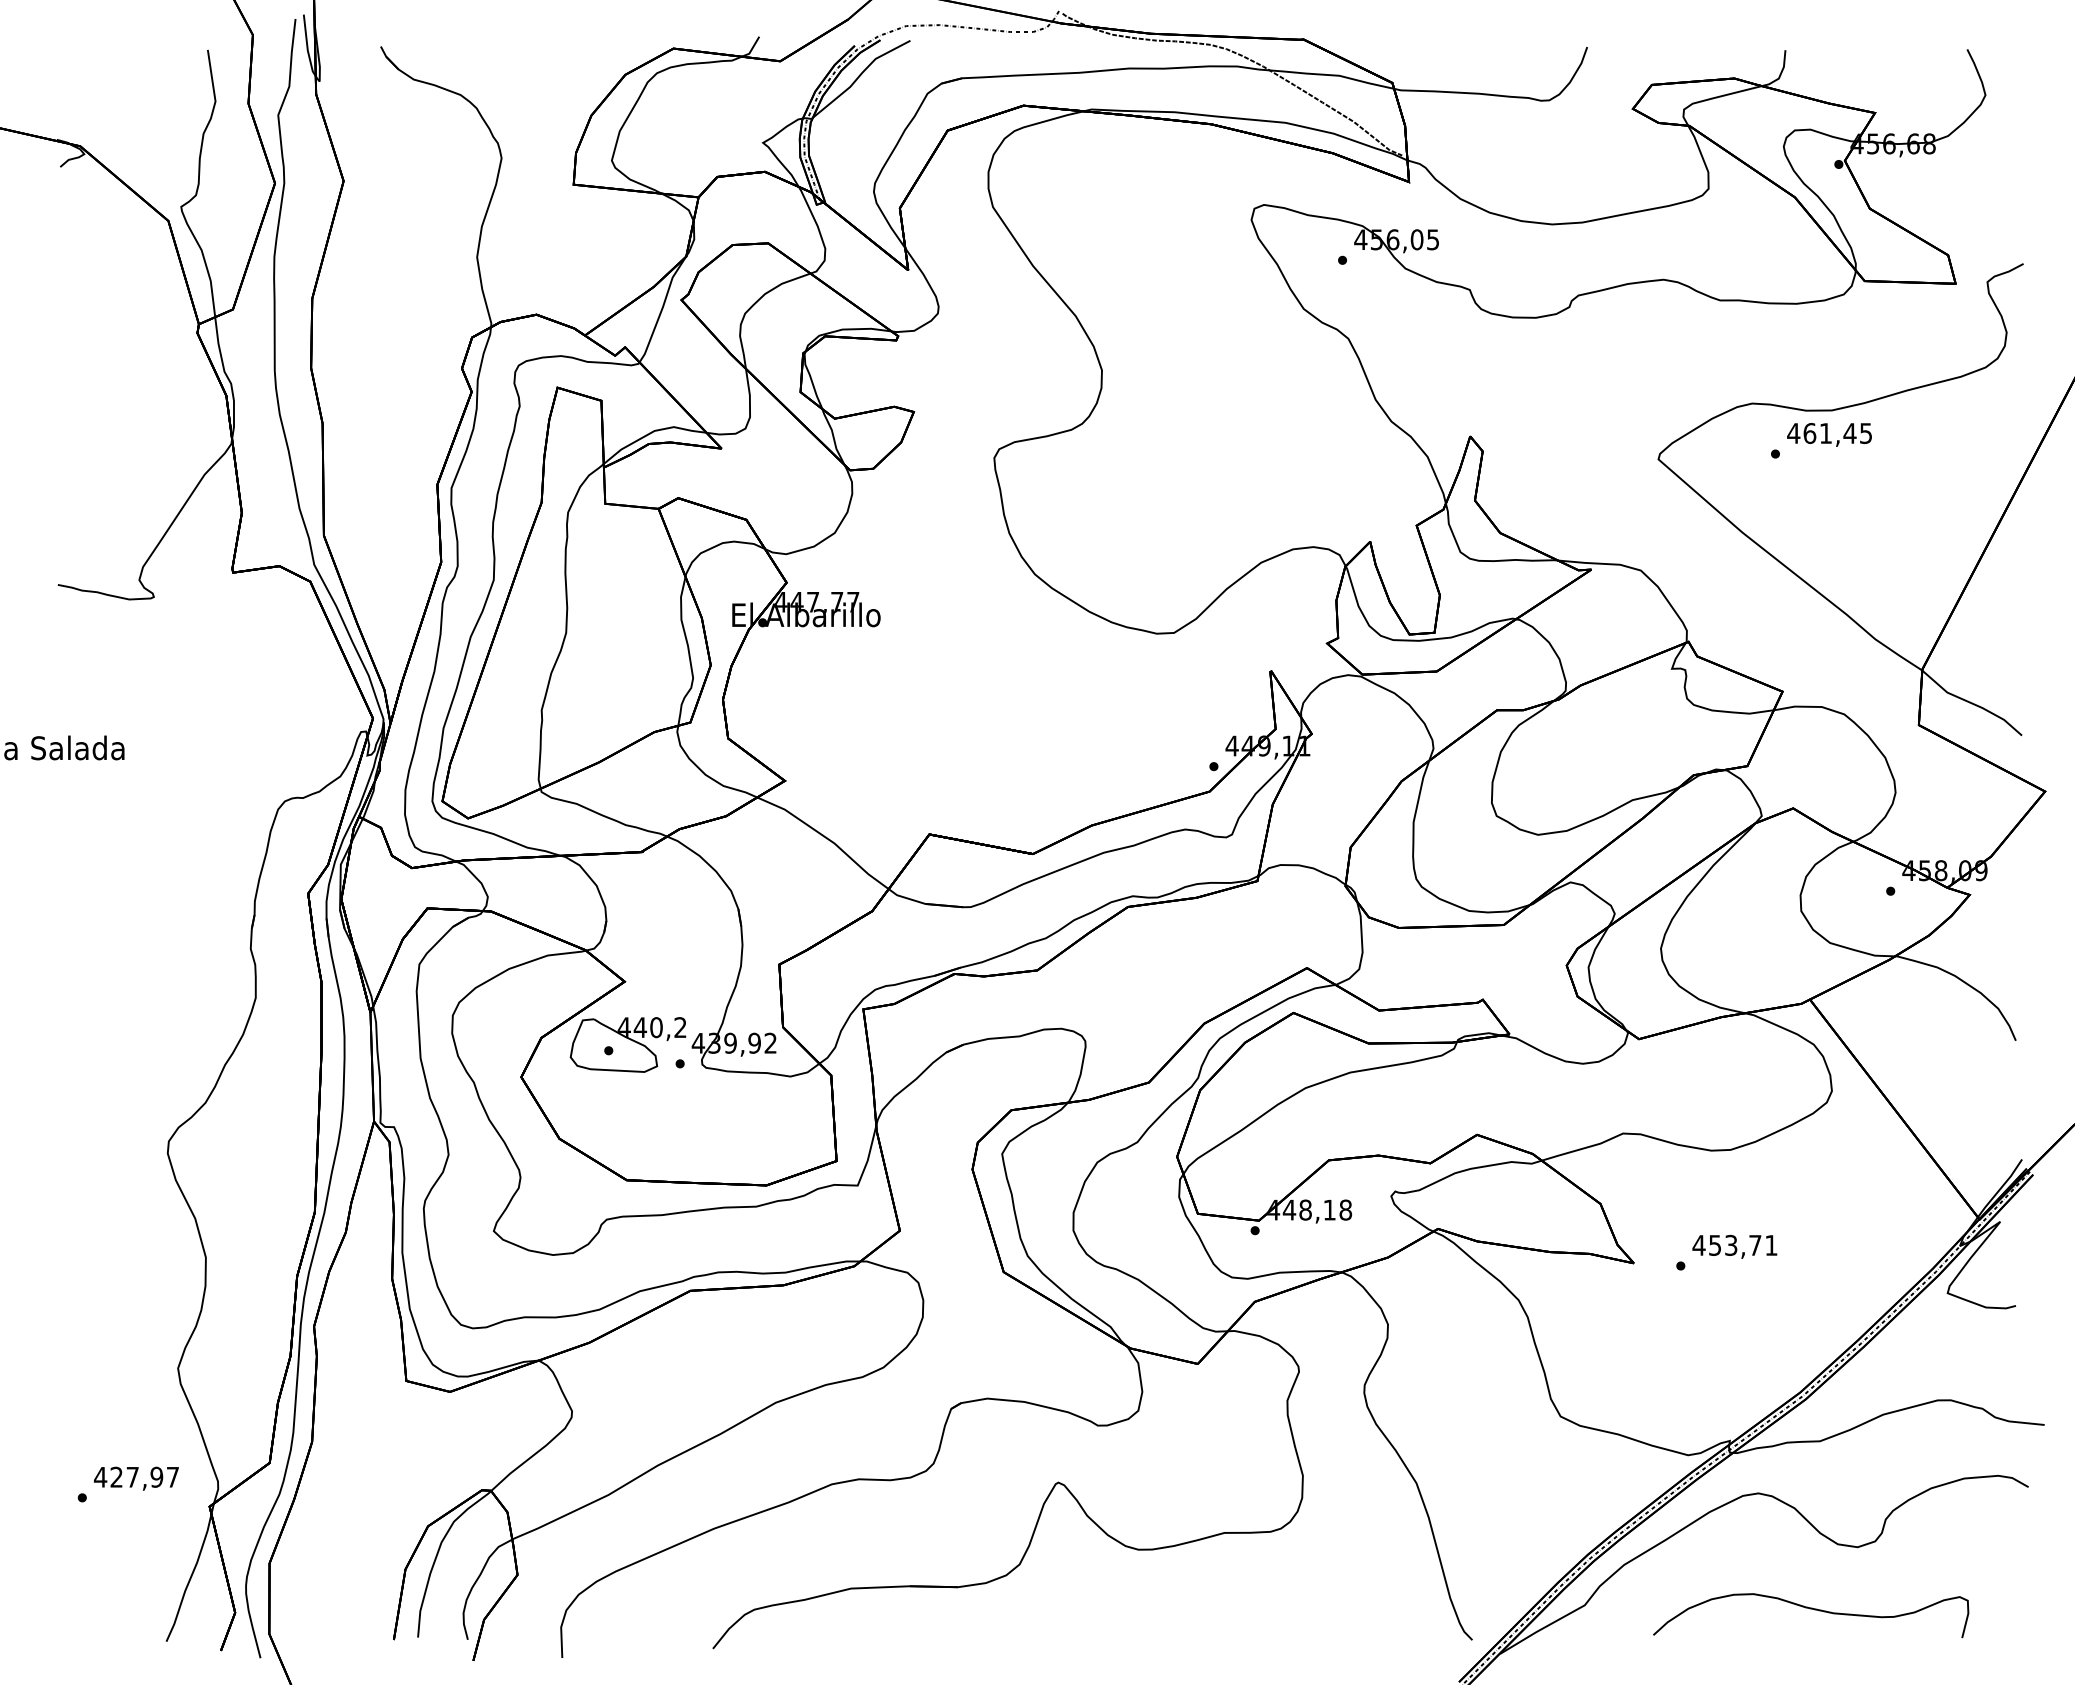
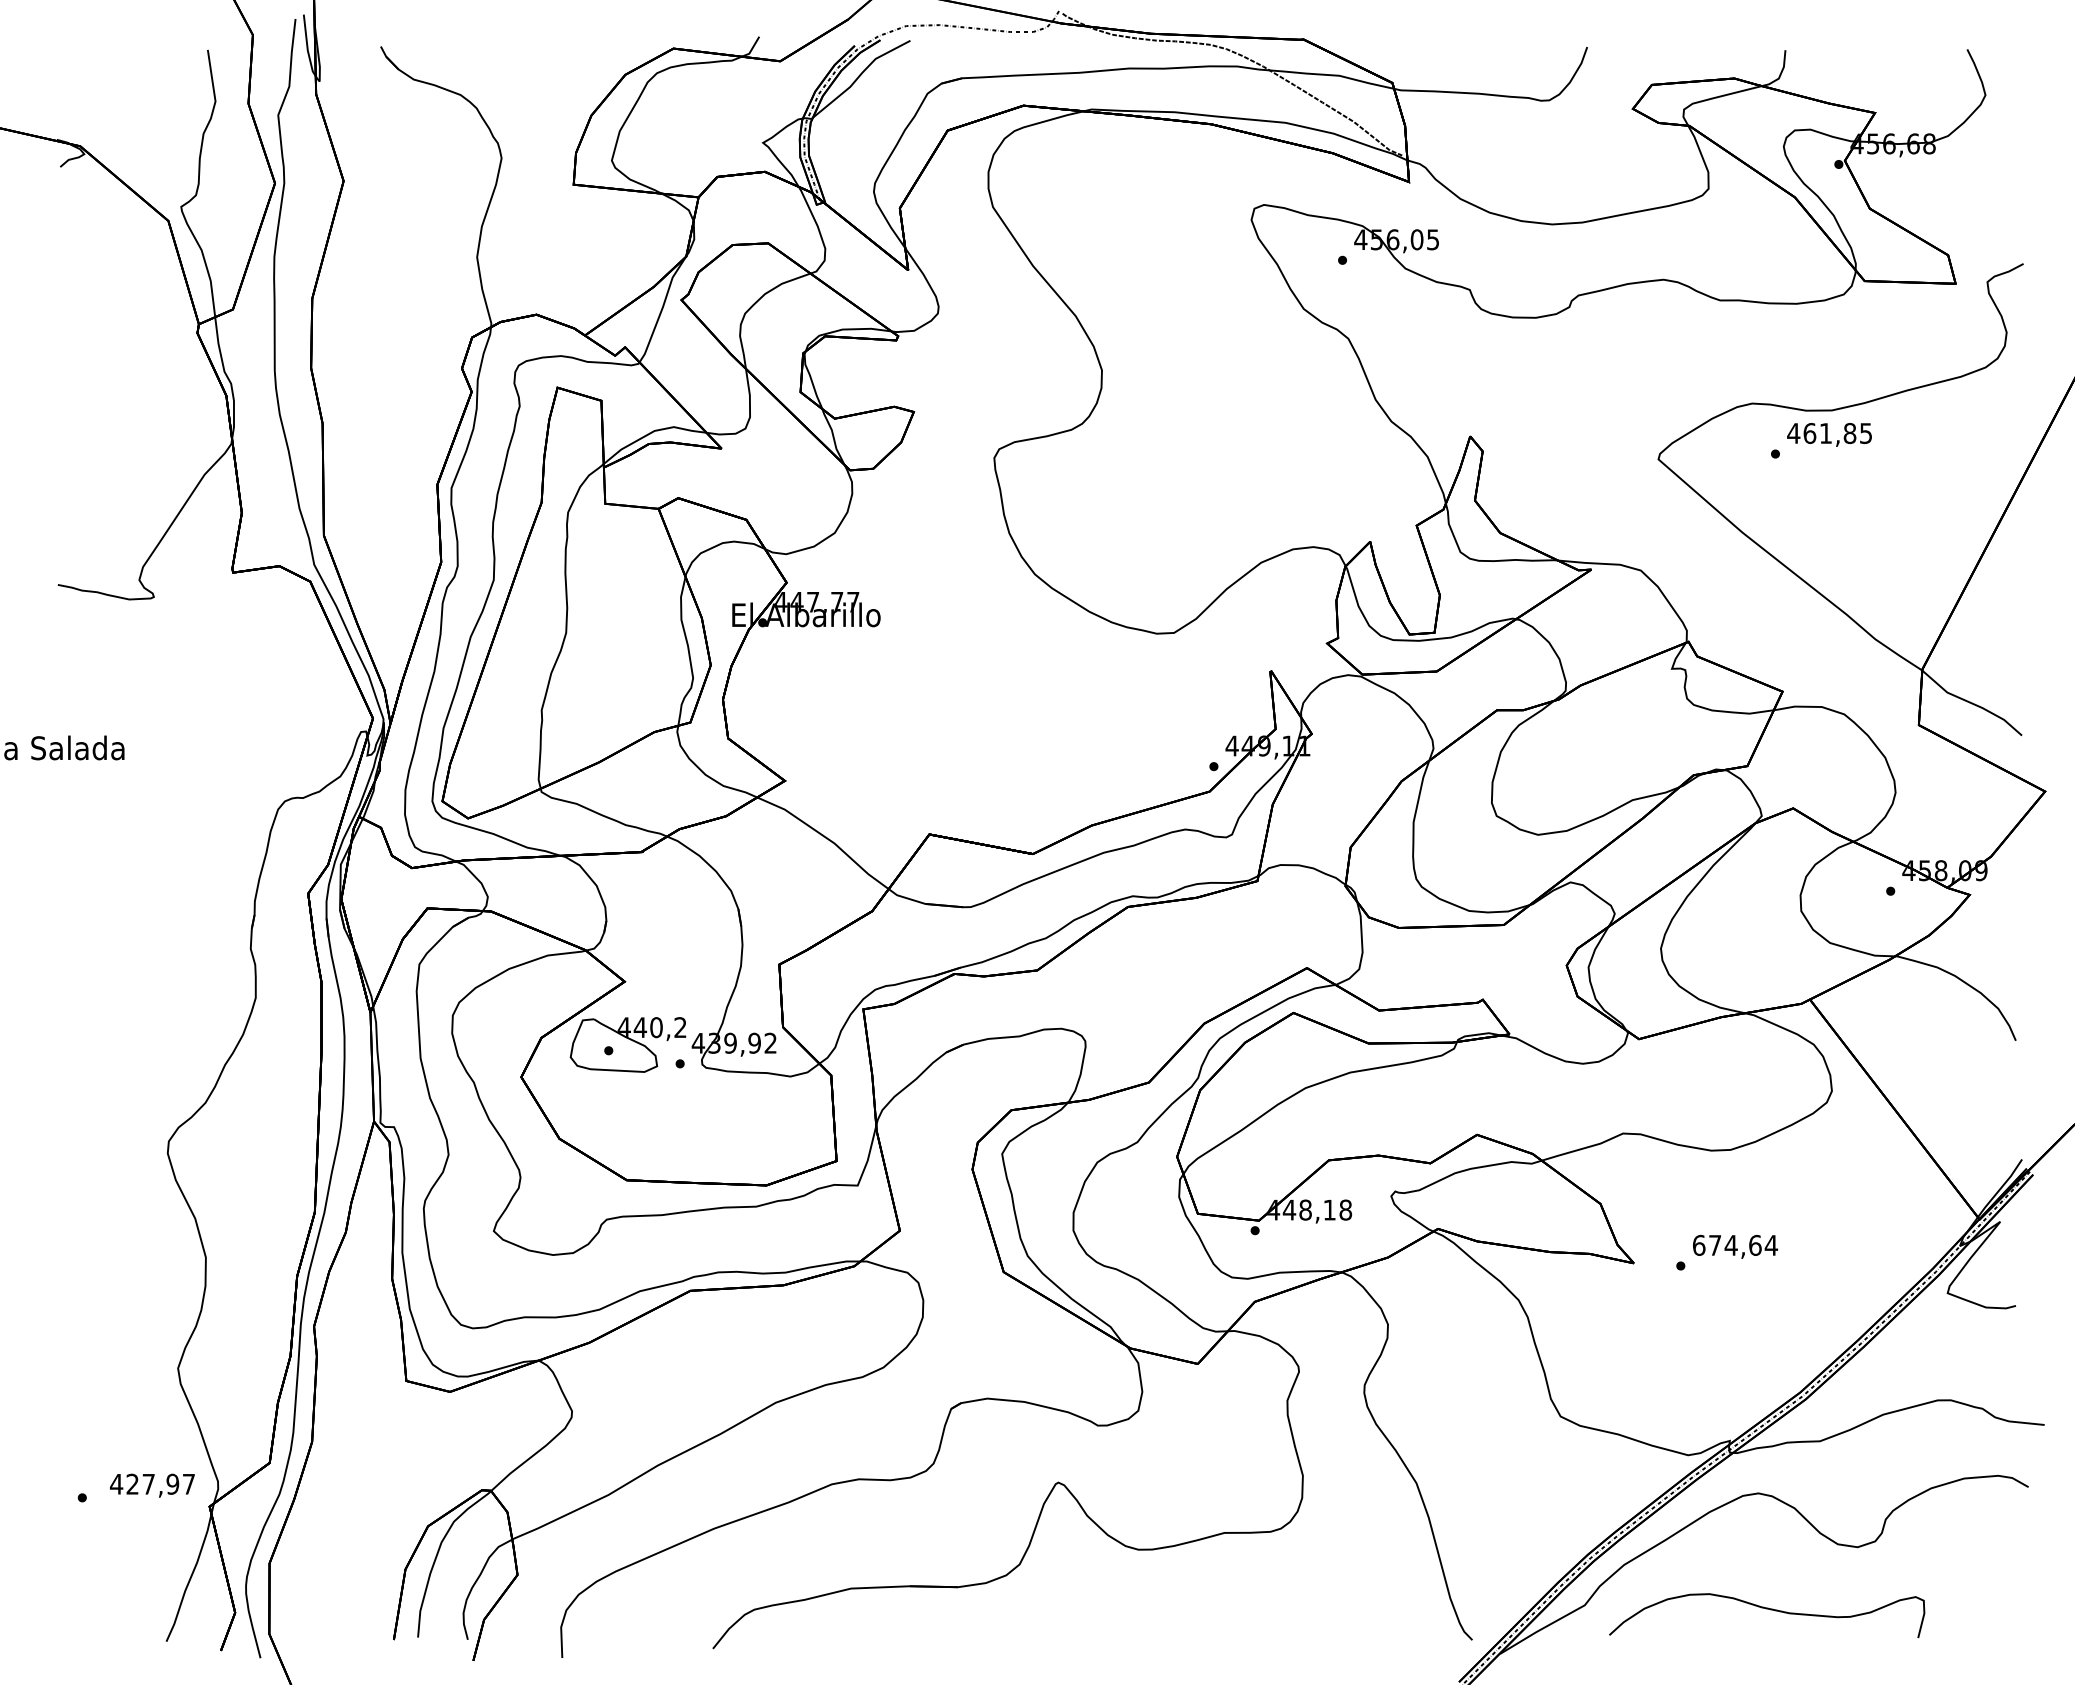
text: 461,45 -> 461,85 (1849, 433)
text: 453,71 -> 674,64 (1735, 1244)
text position: (136, 1478) -> (152, 1485) (152, 1485)
curve position: (1814, 1610) -> (1770, 1610) (1770, 1610)
